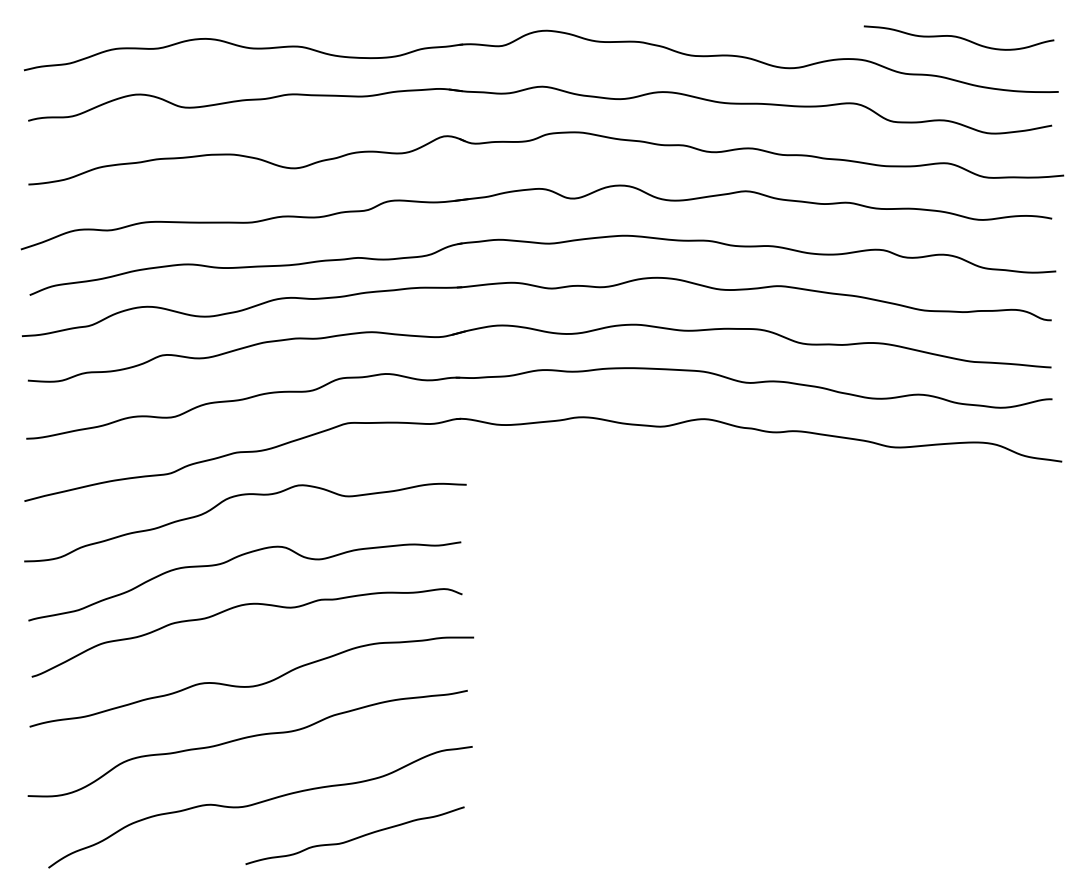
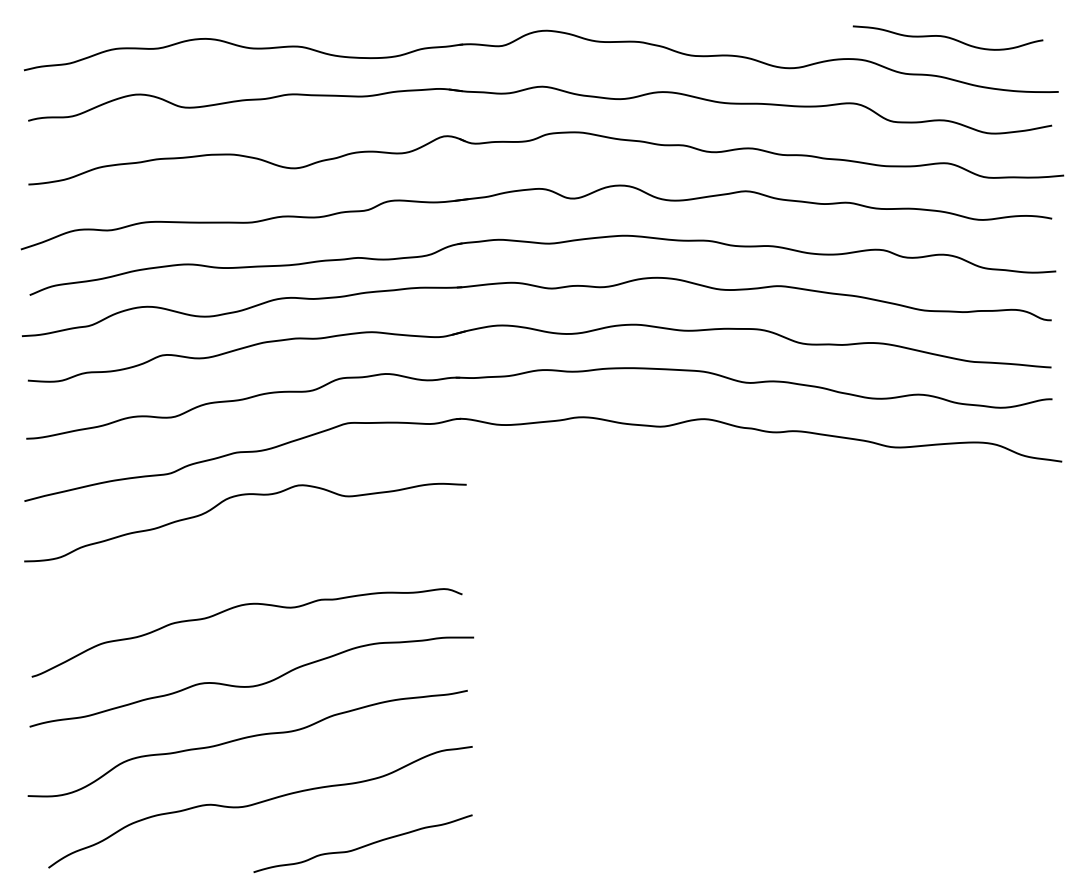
curve position: (958, 37) -> (947, 37) (947, 37)
curve: present -> none (236, 558)
curve position: (355, 837) -> (363, 845) (363, 845)
